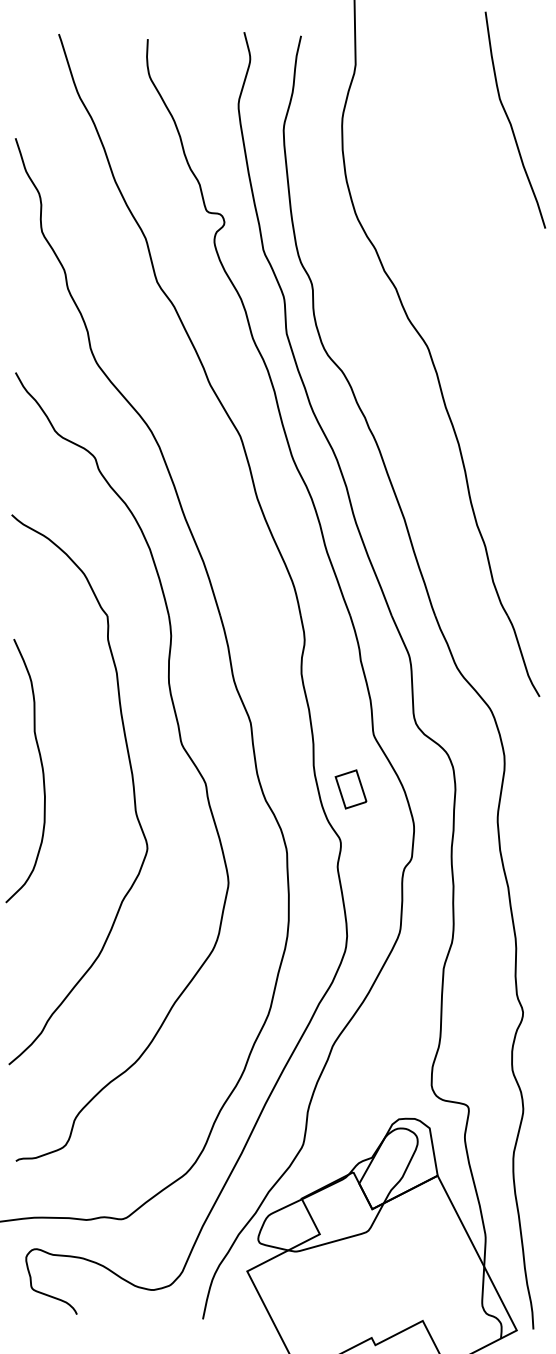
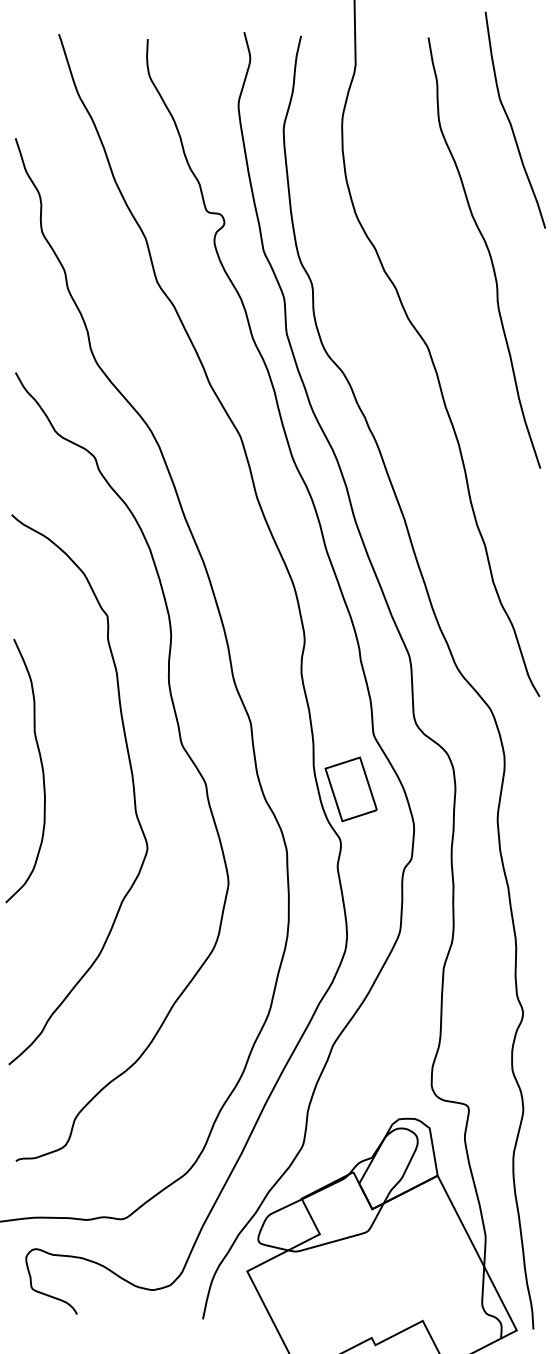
curve: none -> present (487, 250)
part size: 34x41 px -> 54x67 px (350, 789)
